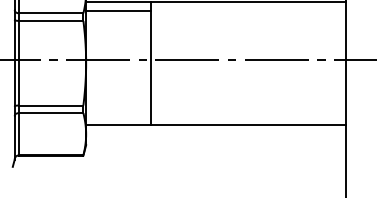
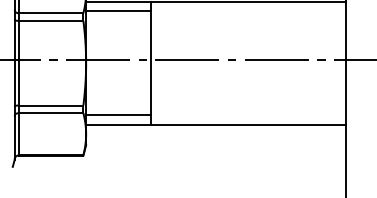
line: none -> present (118, 115)
